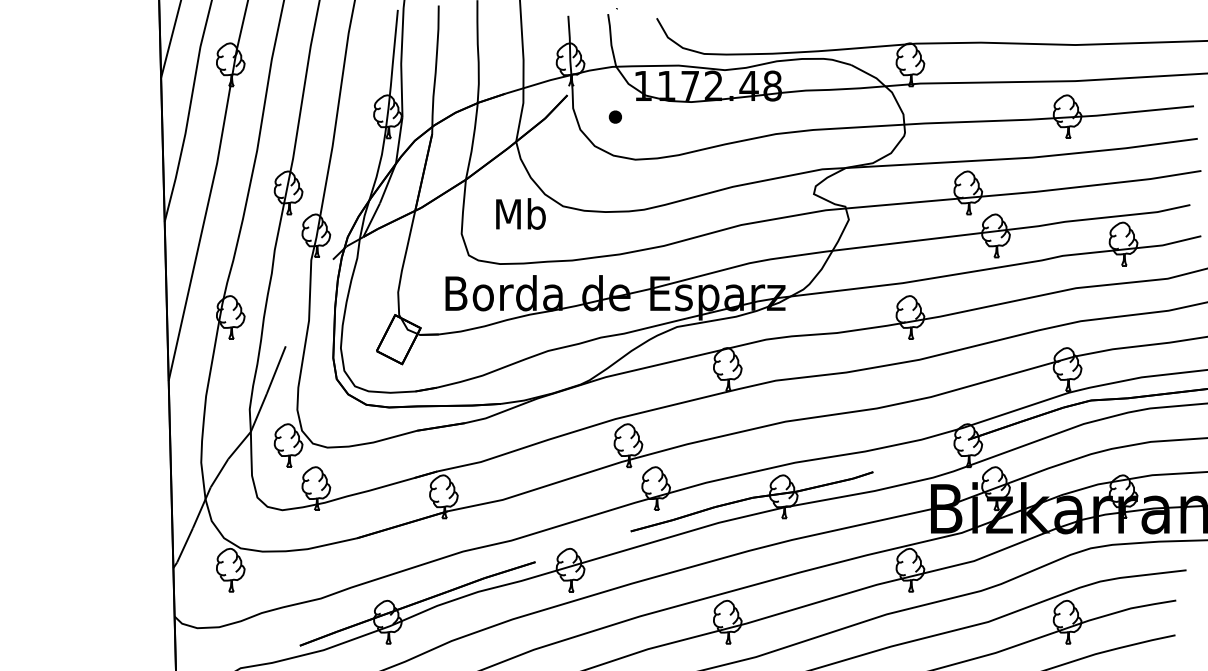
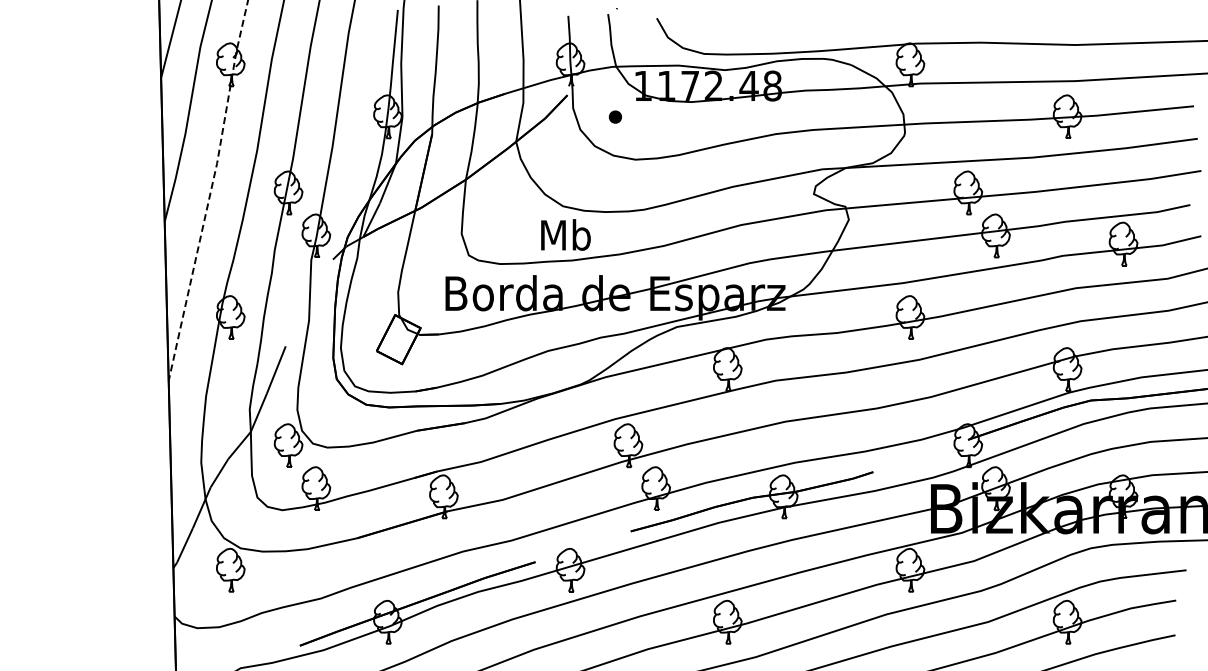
line: solid -> dashed (211, 189)
text position: (520, 213) -> (565, 234) (565, 234)
